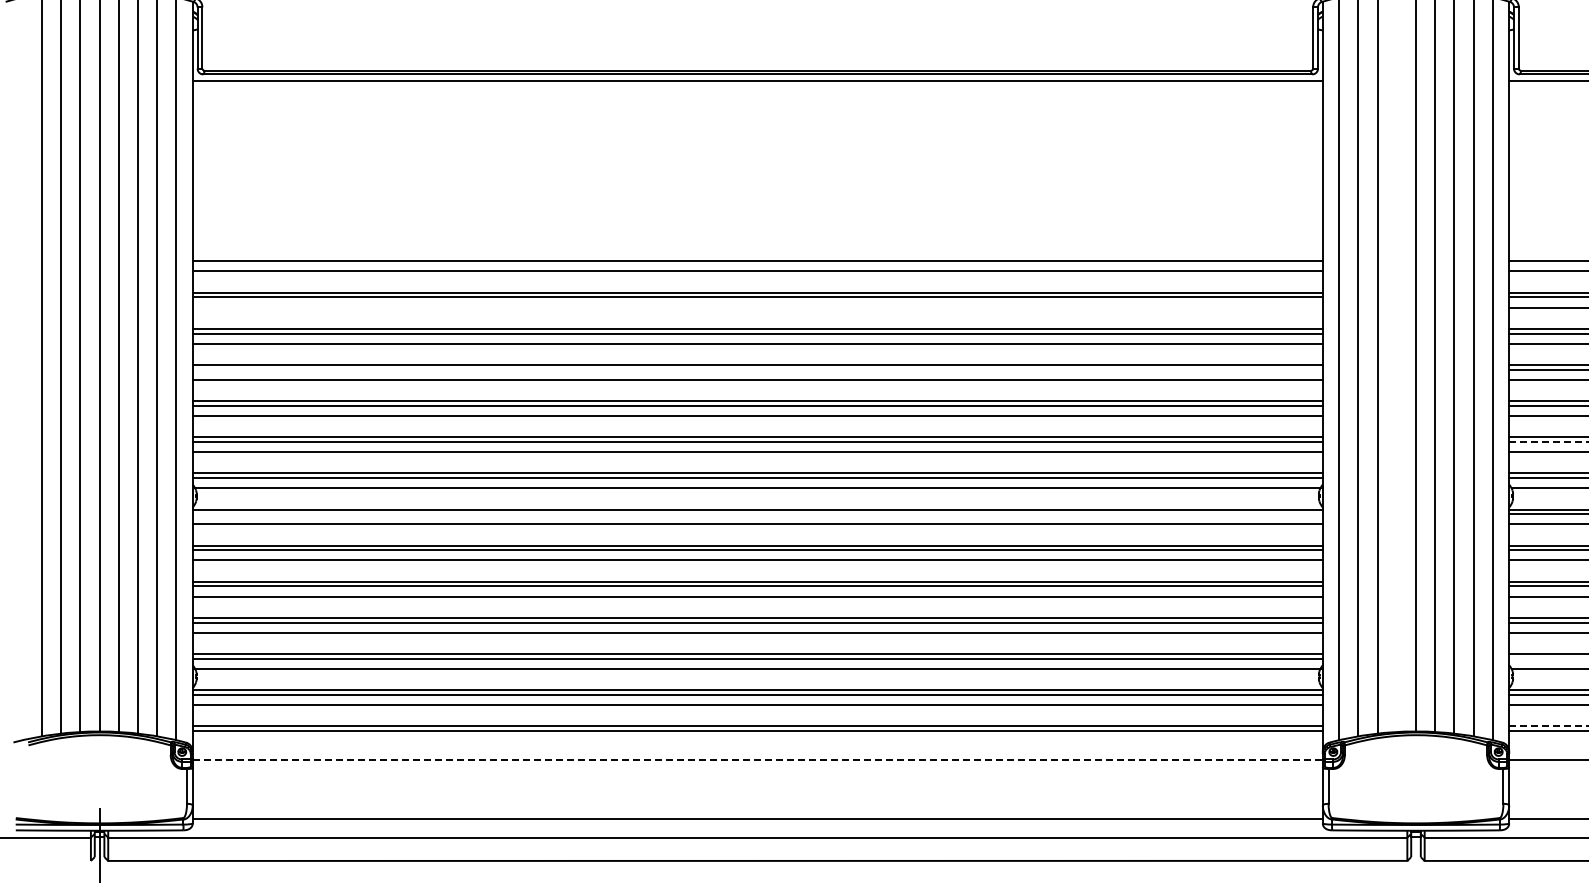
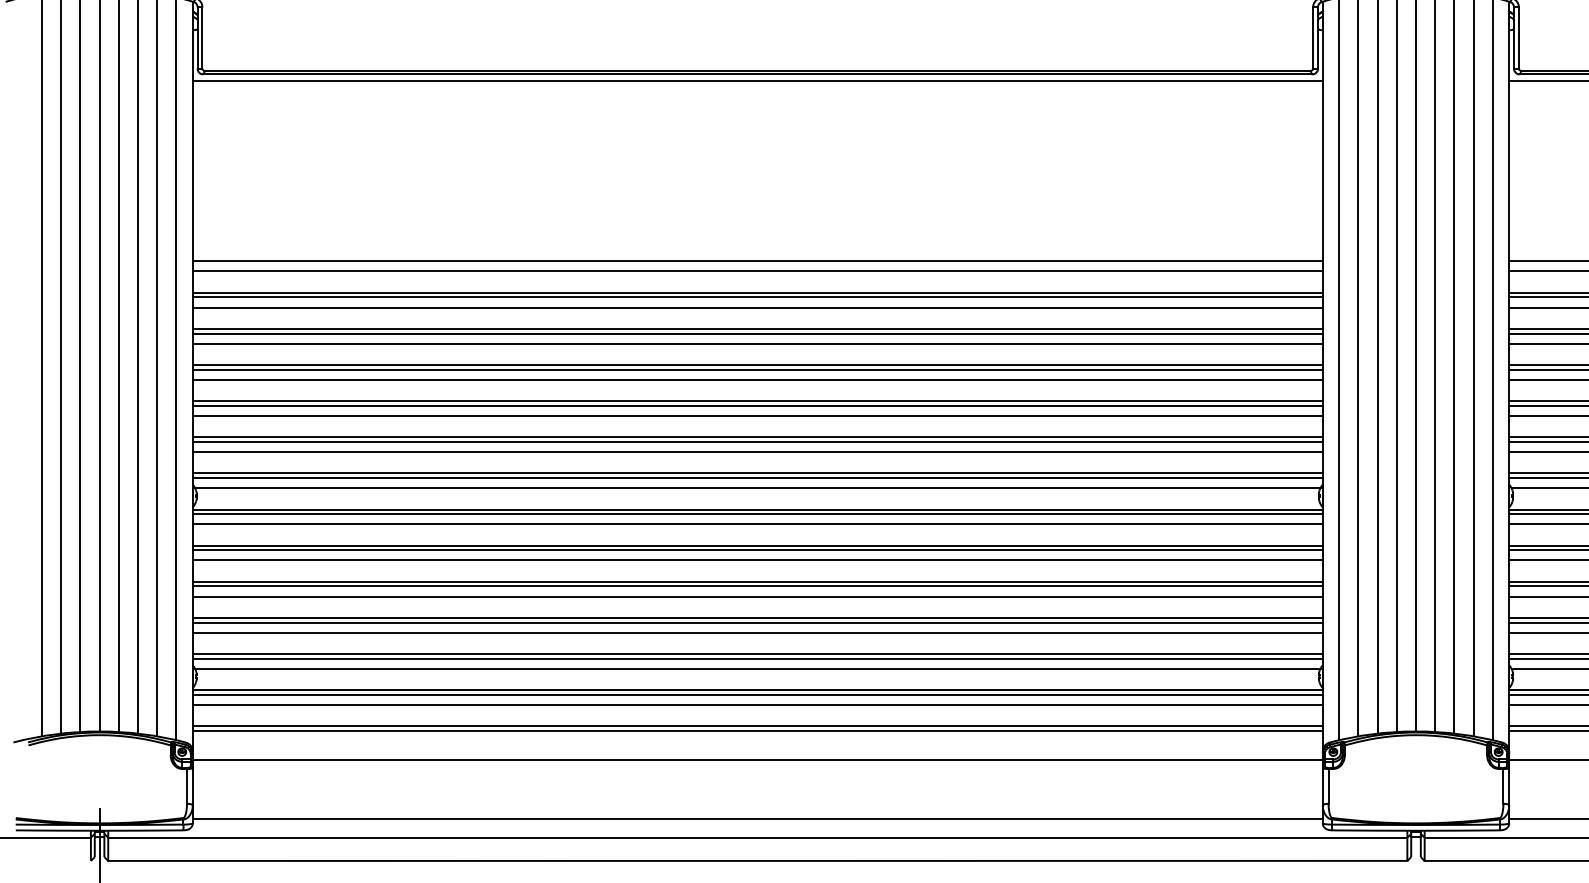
line: none -> present (757, 307)
line: none -> present (1396, 366)
line: none -> present (757, 369)
line: dashed -> solid (1549, 441)
line: none -> present (757, 514)
line: none -> present (1547, 658)
line: dashed -> solid (1549, 726)
line: dashed -> solid (758, 759)
